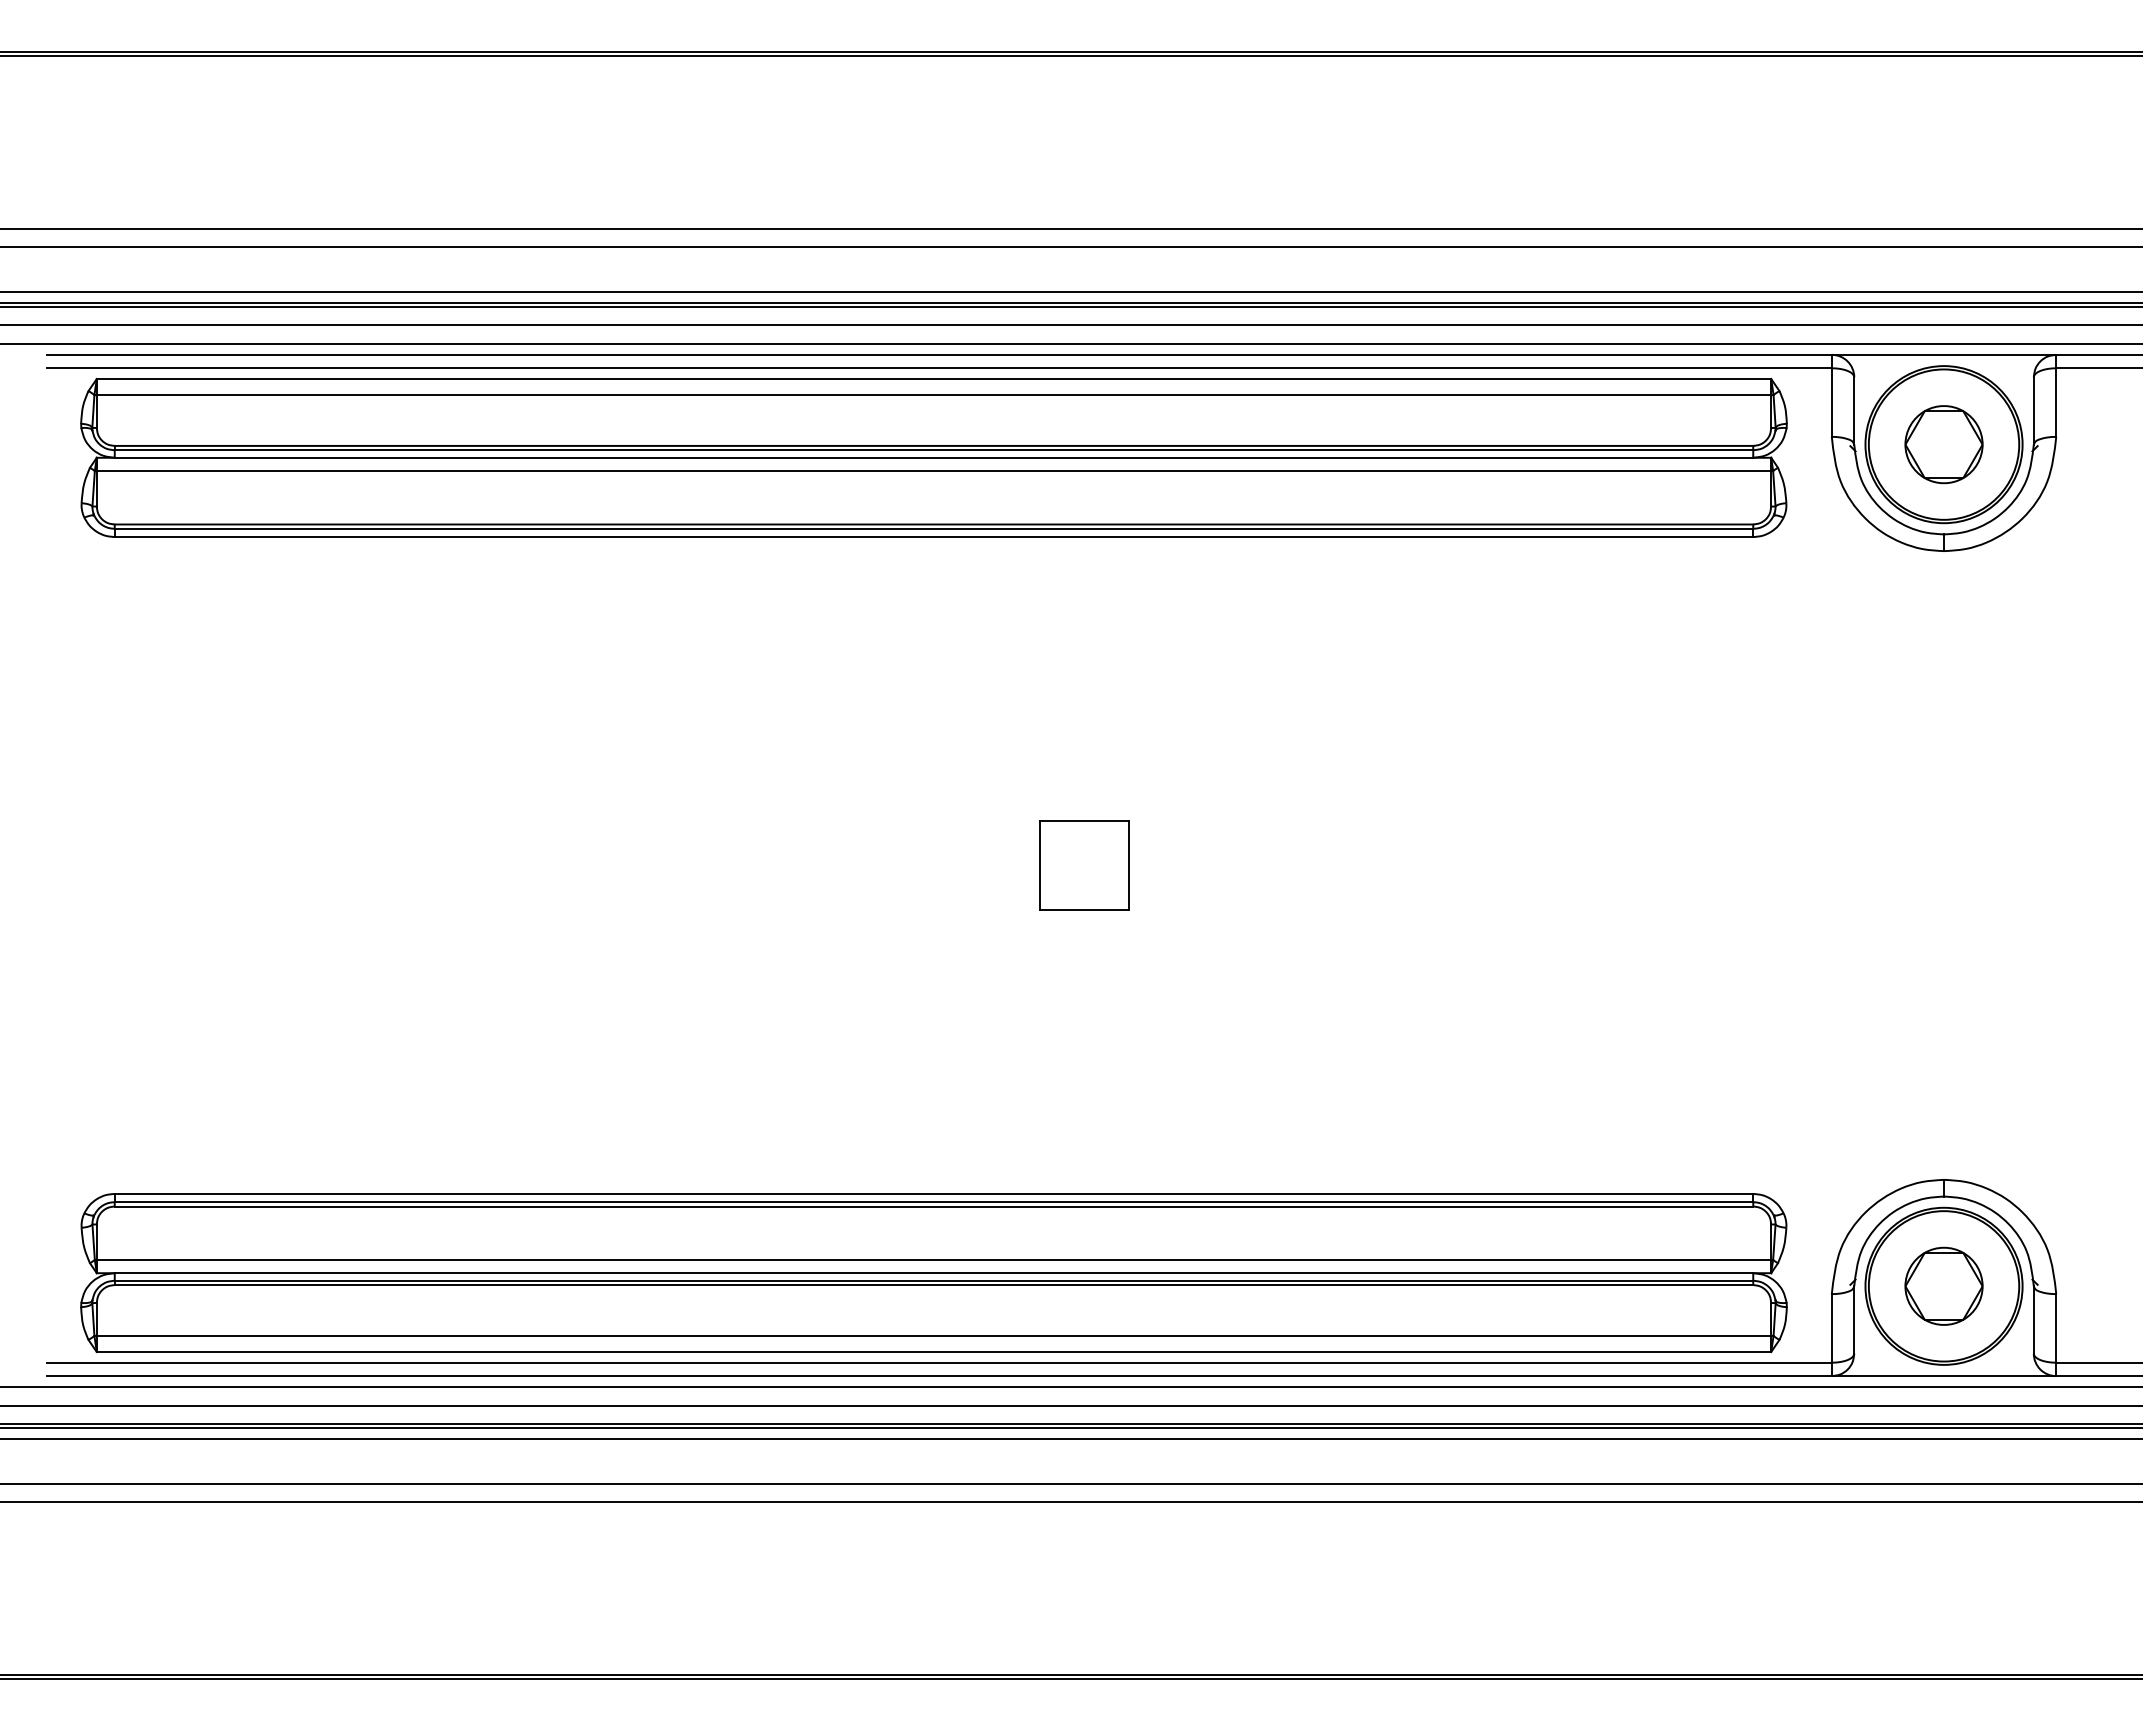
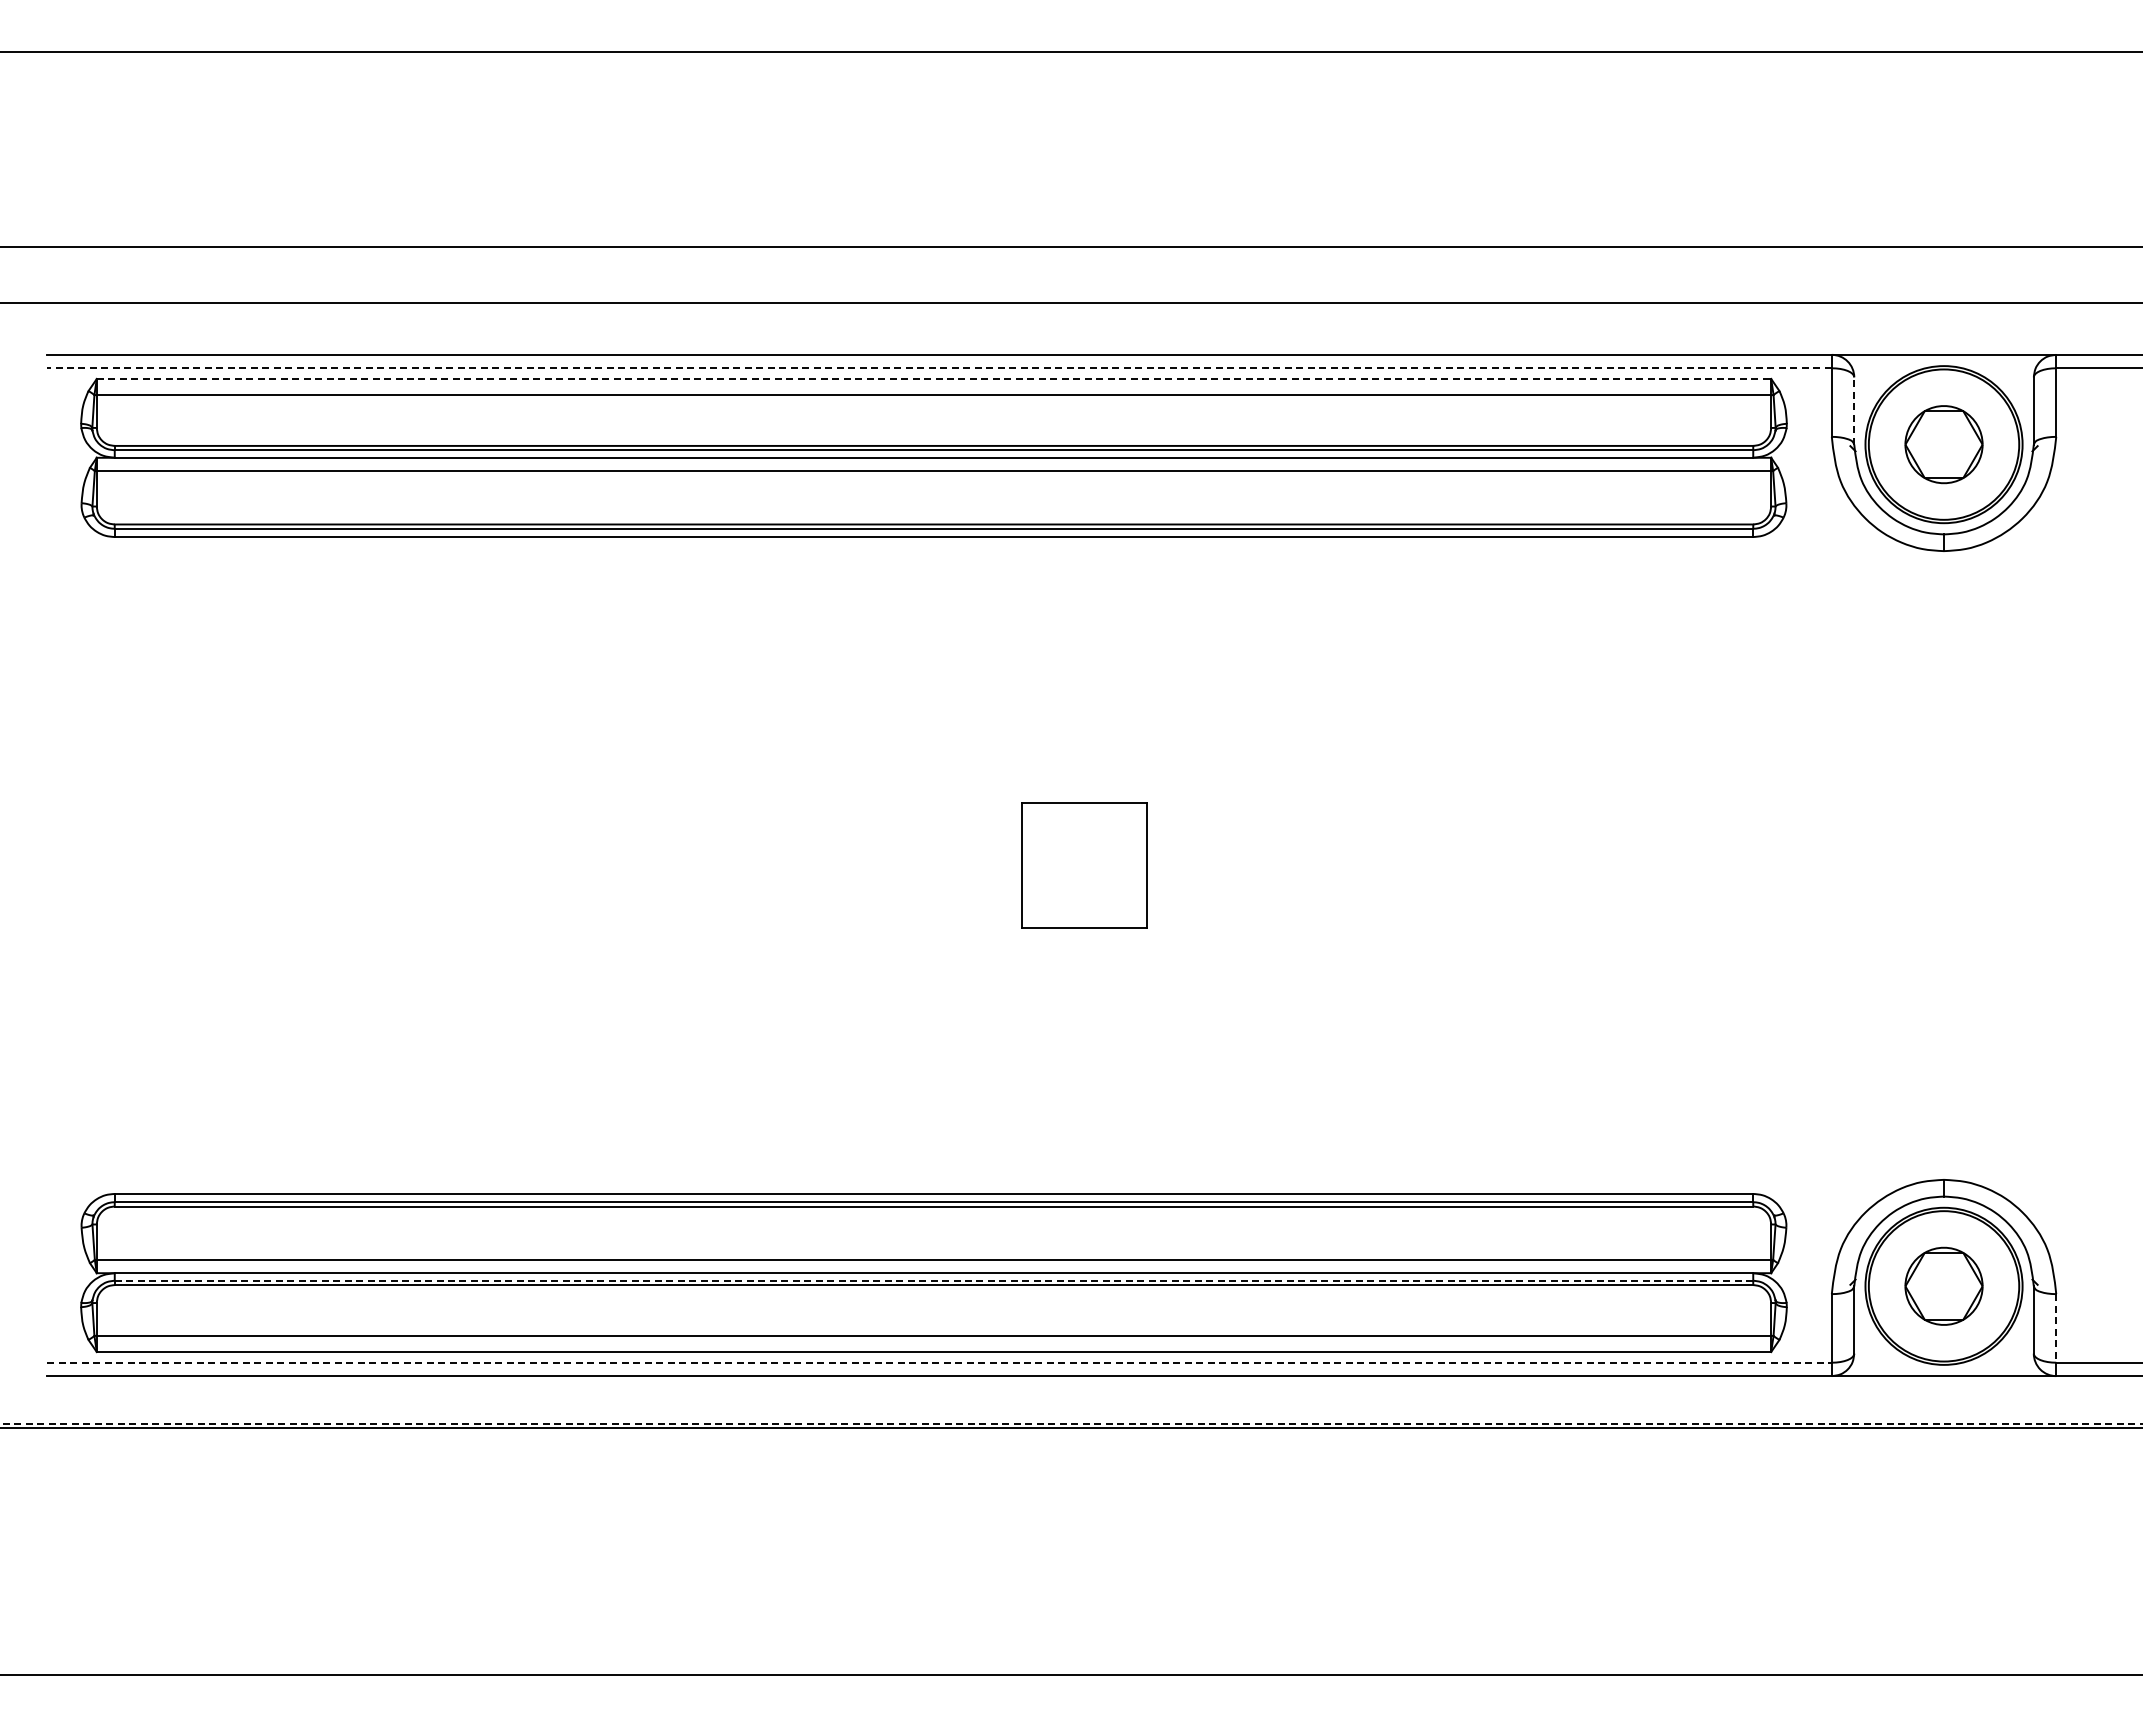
line: present -> none (1070, 55)
line: present -> none (1070, 228)
line: present -> none (1070, 292)
line: present -> none (1070, 307)
line: present -> none (1070, 325)
line: present -> none (1070, 343)
line: solid -> dashed (939, 368)
line: solid -> dashed (934, 379)
line: solid -> dashed (1854, 410)
part size: 91x91 px -> 127x127 px (1084, 865)
line: solid -> dashed (933, 1280)
line: solid -> dashed (2056, 1328)
line: solid -> dashed (940, 1362)
line: present -> none (1070, 1387)
line: present -> none (1070, 1405)
line: solid -> dashed (1071, 1423)
line: present -> none (1070, 1438)
line: present -> none (1070, 1483)
line: present -> none (1070, 1502)
line: present -> none (1070, 1679)
